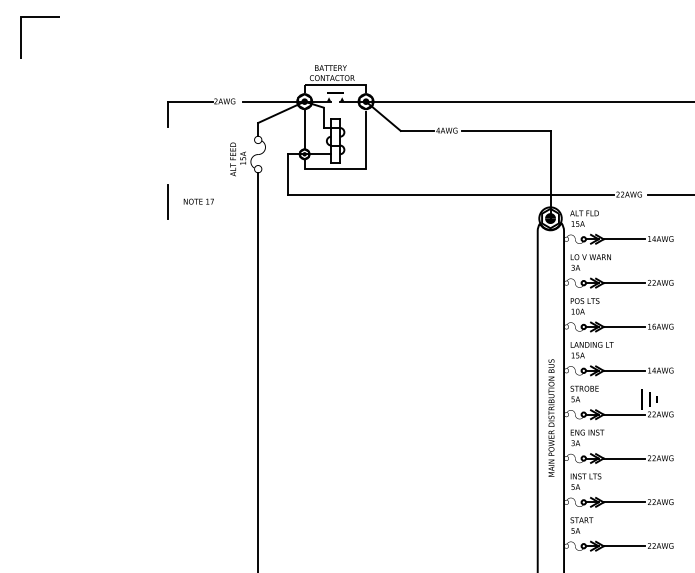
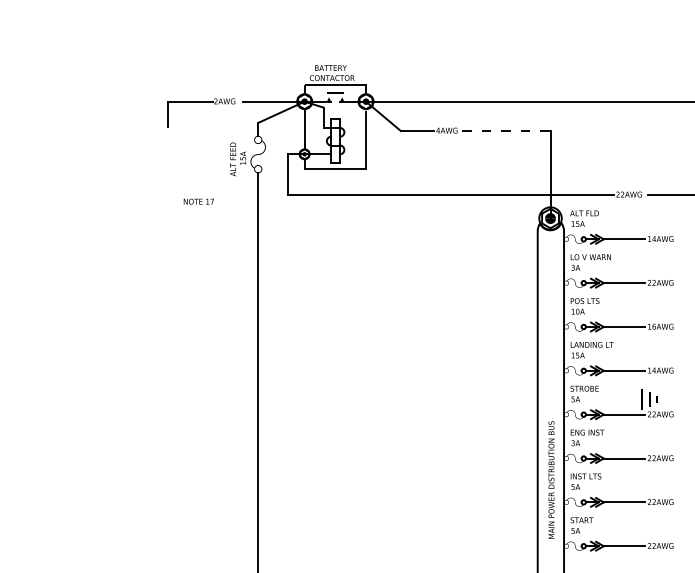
line: present -> none (21, 37)
line: solid -> dashed (506, 130)
line: present -> none (168, 201)
text position: (551, 417) -> (551, 479) (551, 479)
